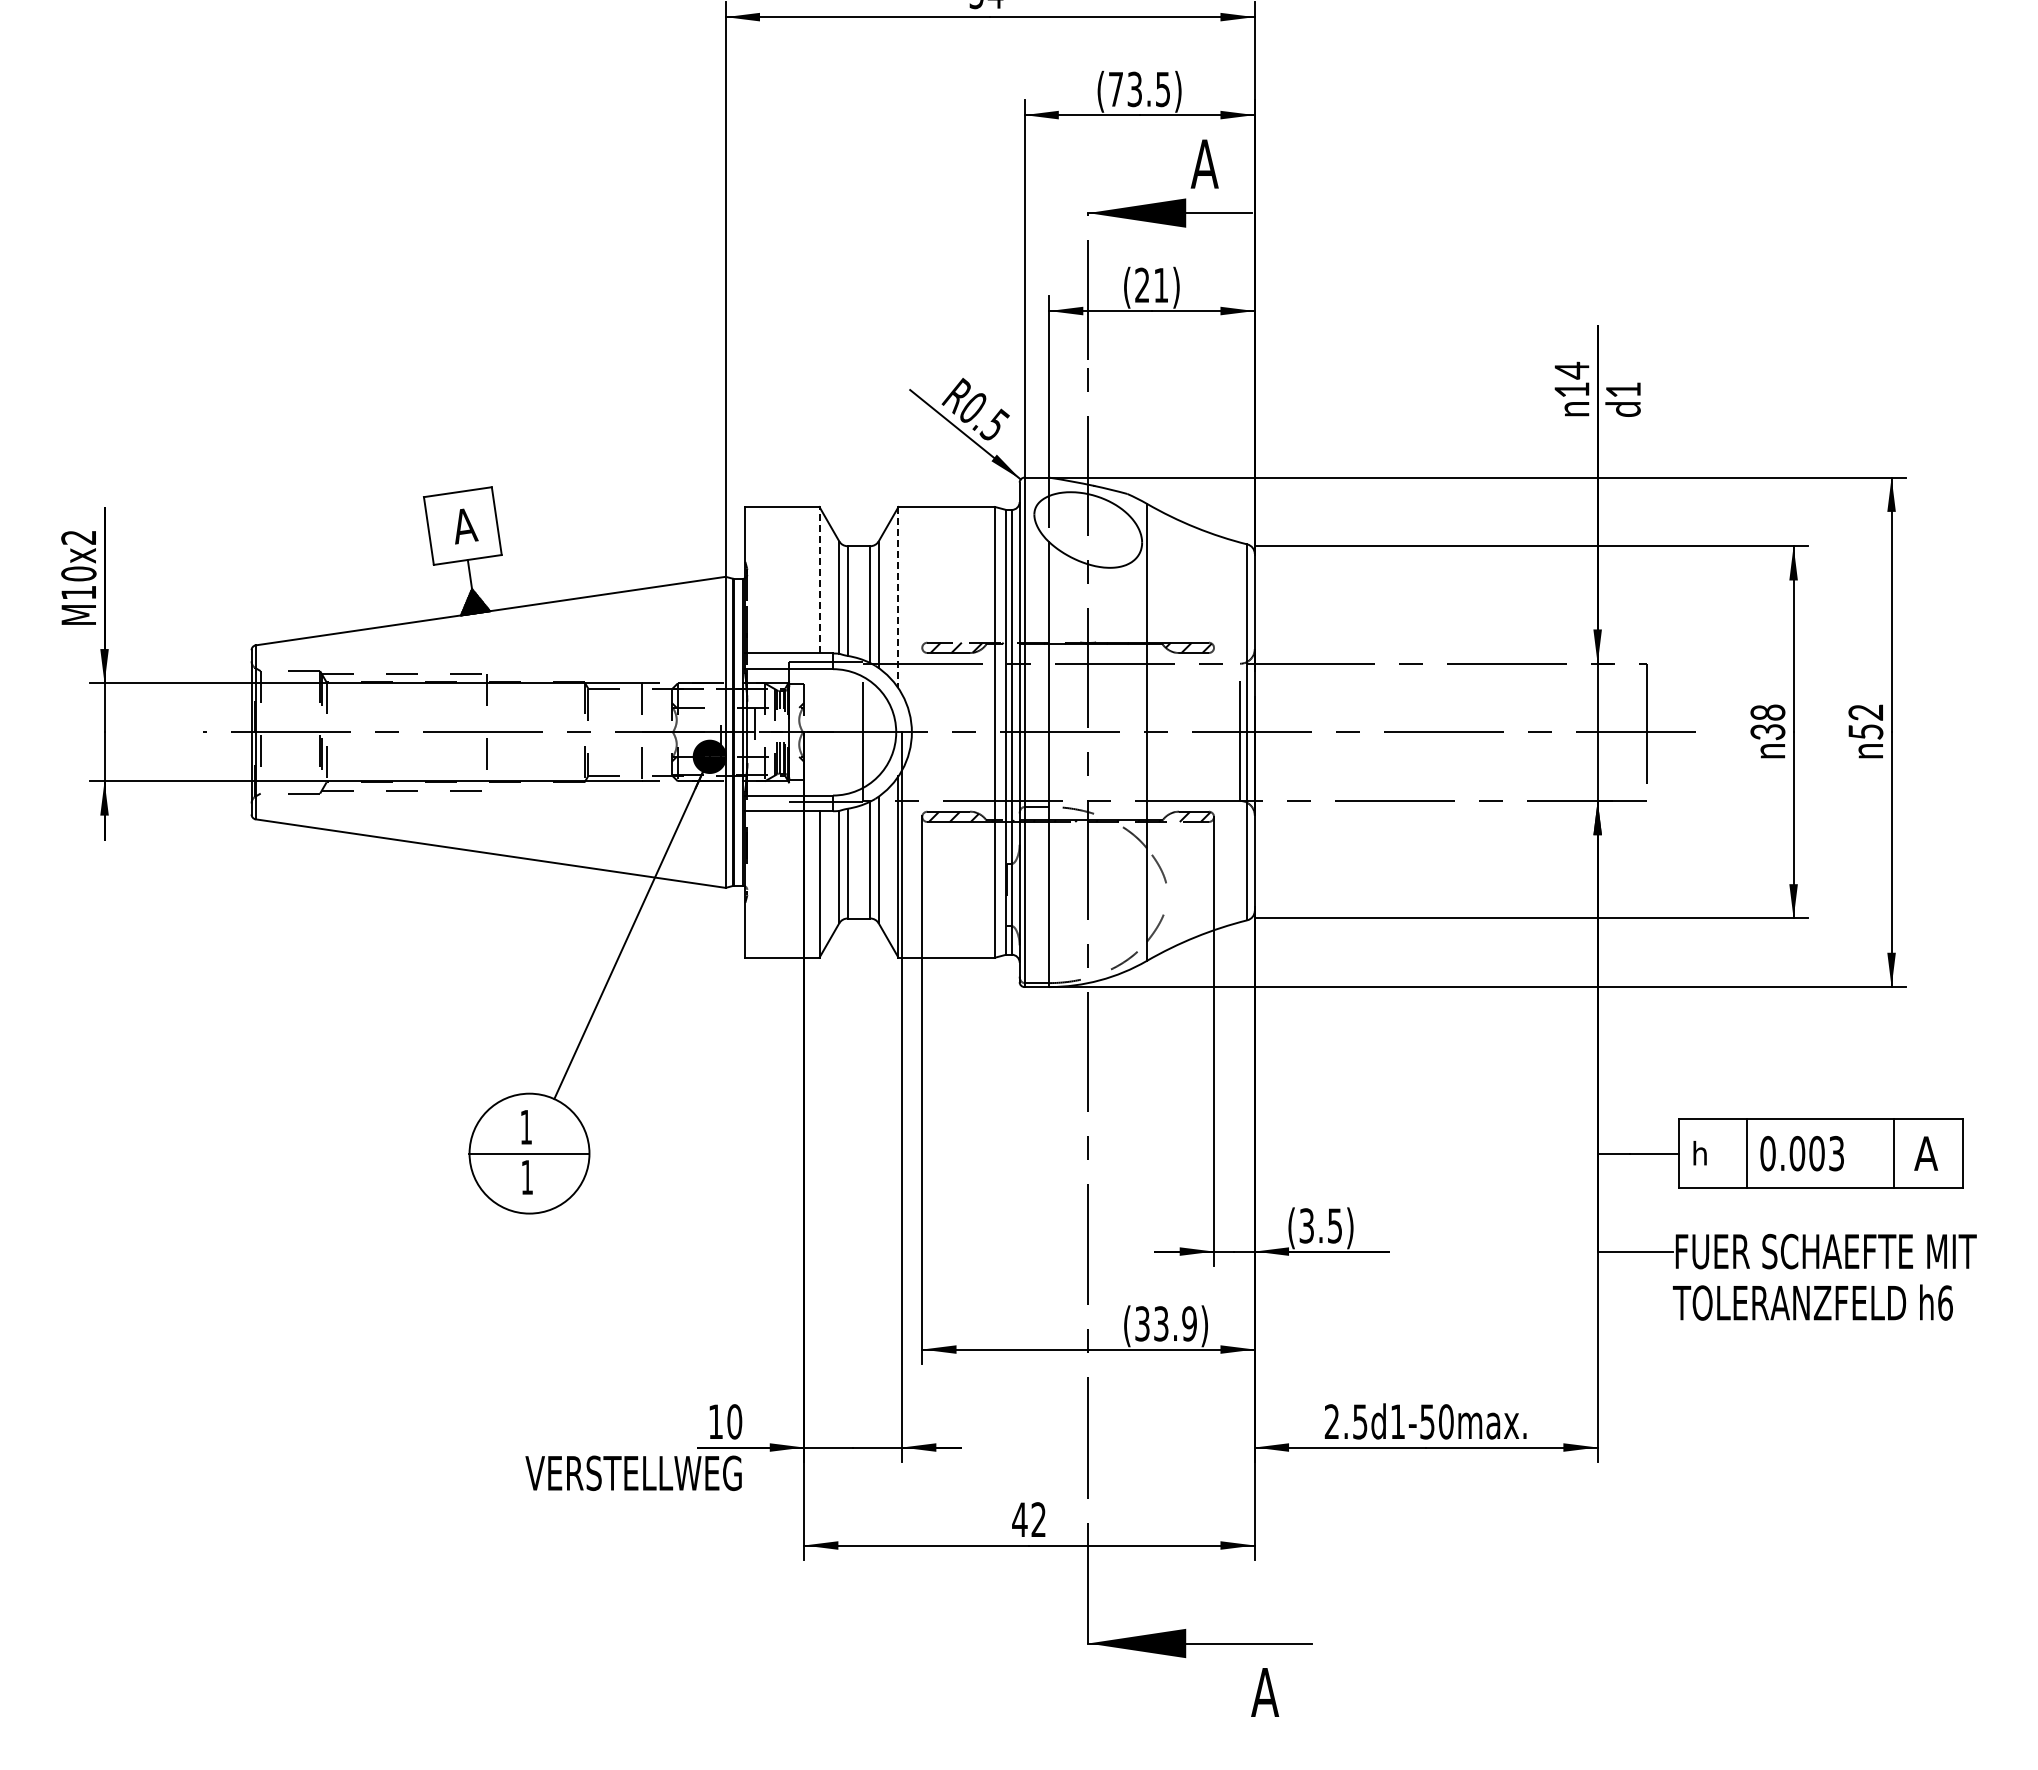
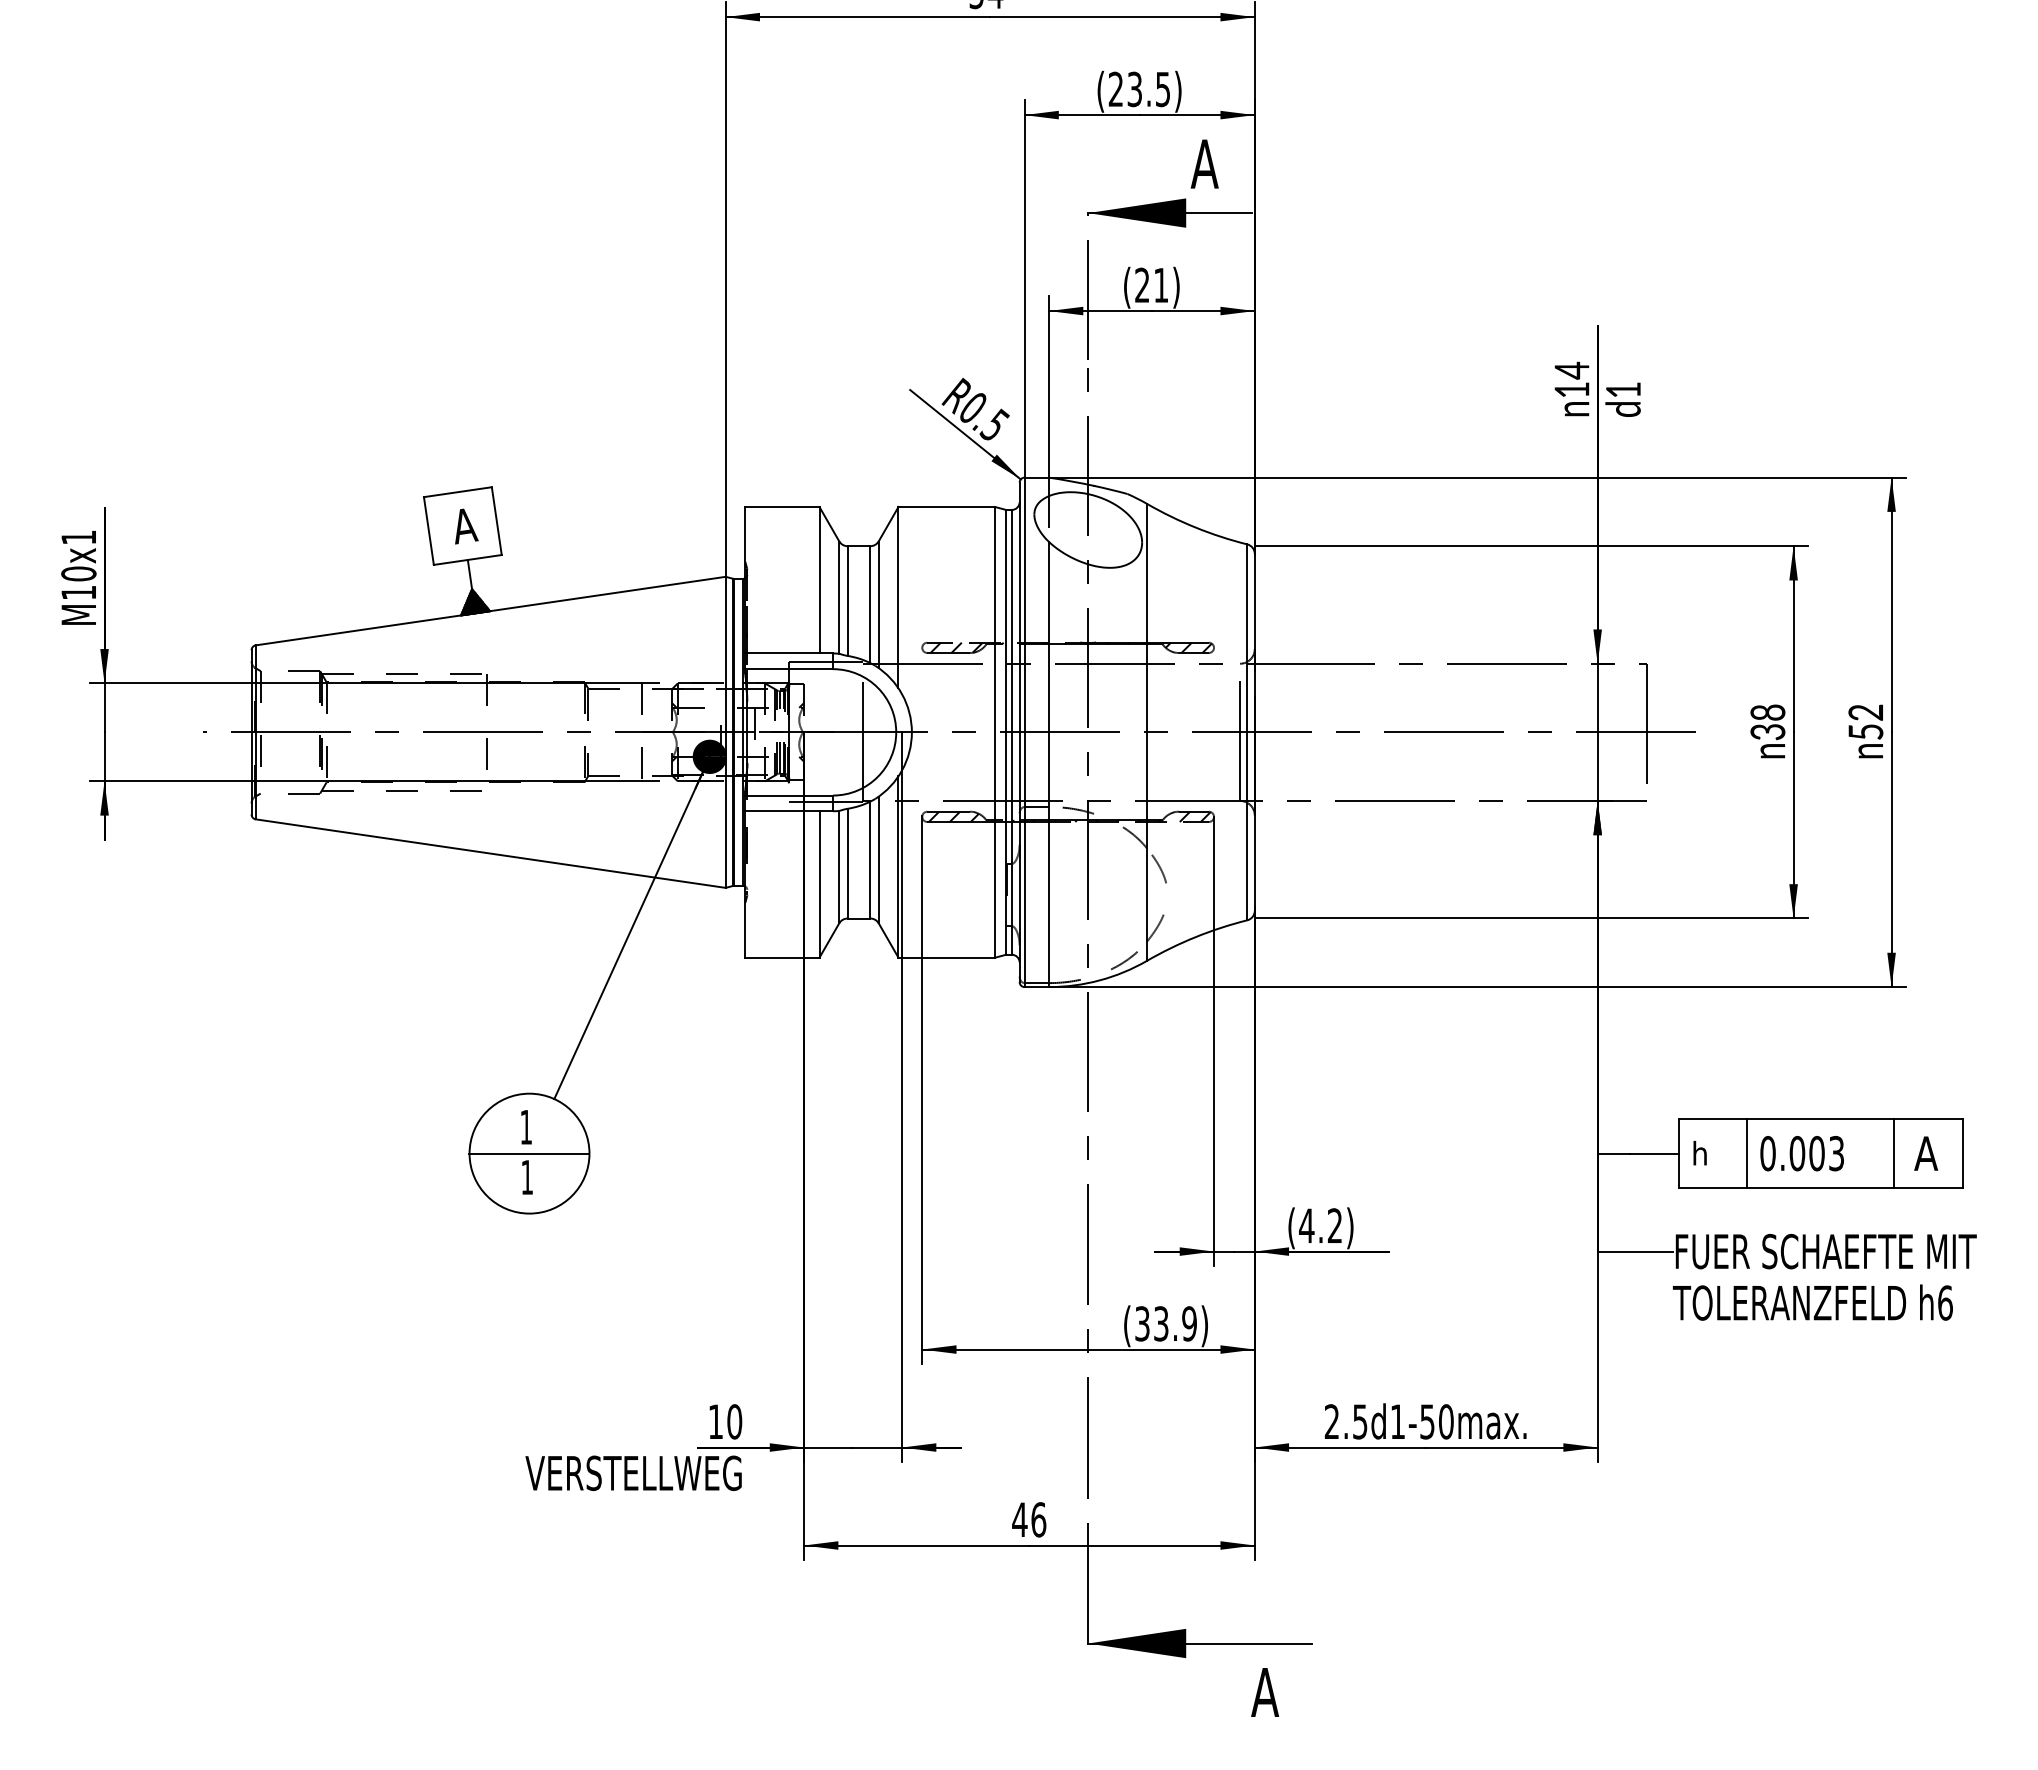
text: (73.5) -> (23.5) (1115, 88)
text: M10x2 -> M10x1 (78, 537)
line: dashed -> solid (819, 579)
line: dashed -> solid (898, 597)
text: (3.5) -> (4.2) (1320, 1225)
text: 42 -> 46 (1038, 1519)
